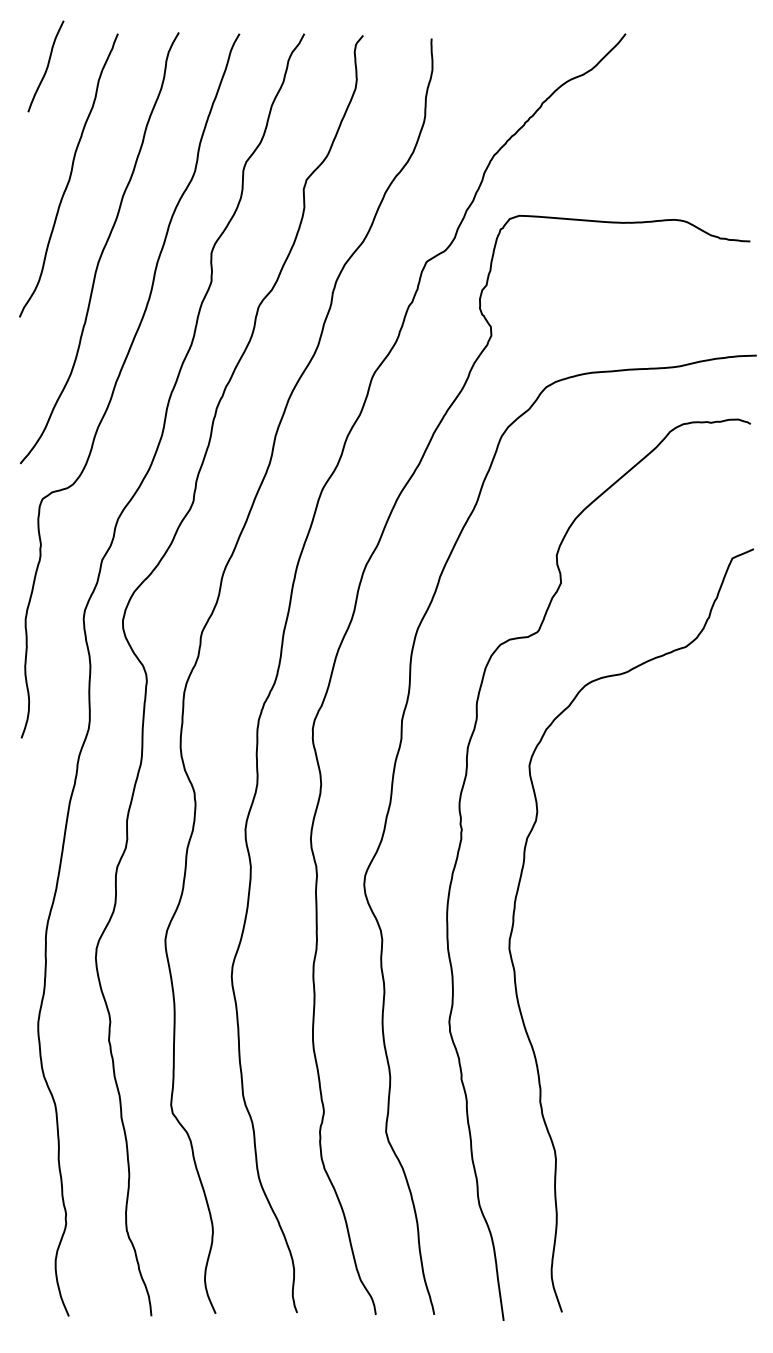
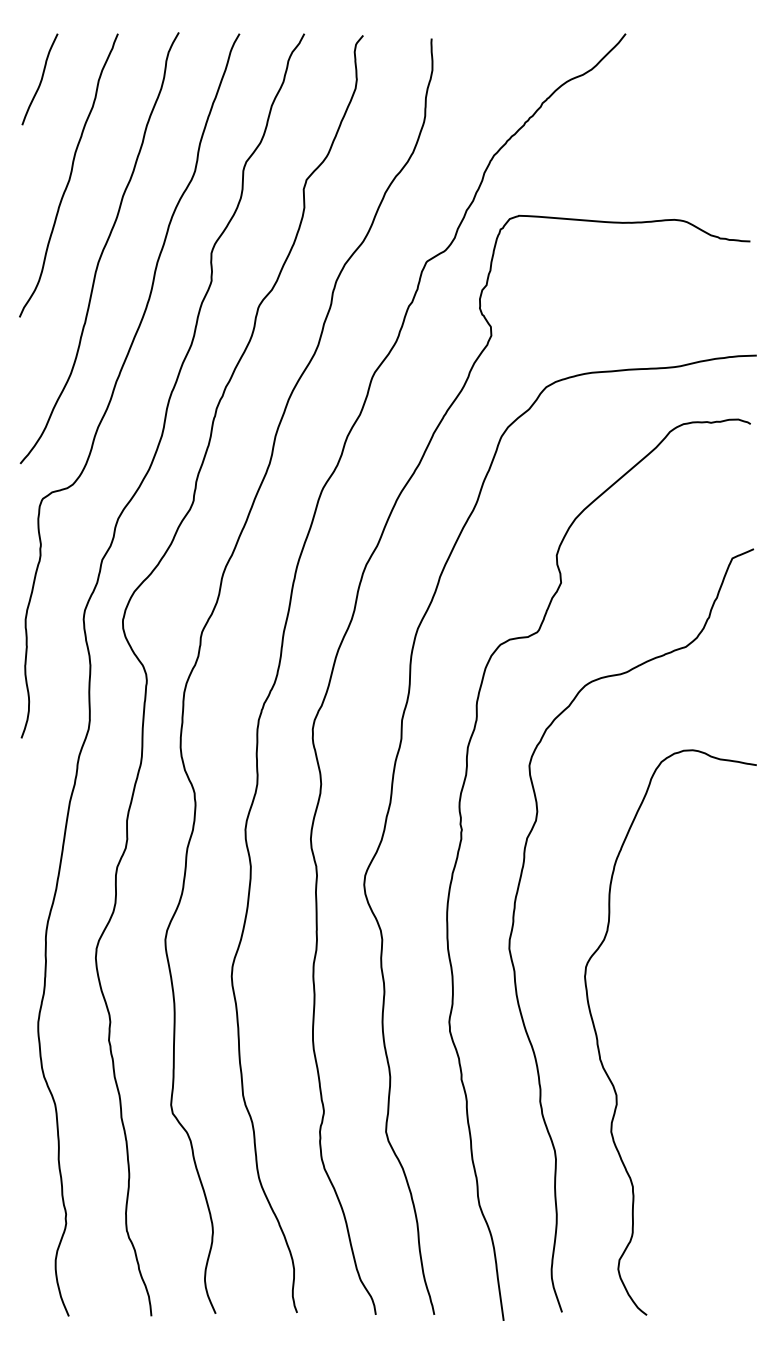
curve position: (46, 66) -> (40, 79) (40, 79)
curve: none -> present (598, 1039)
